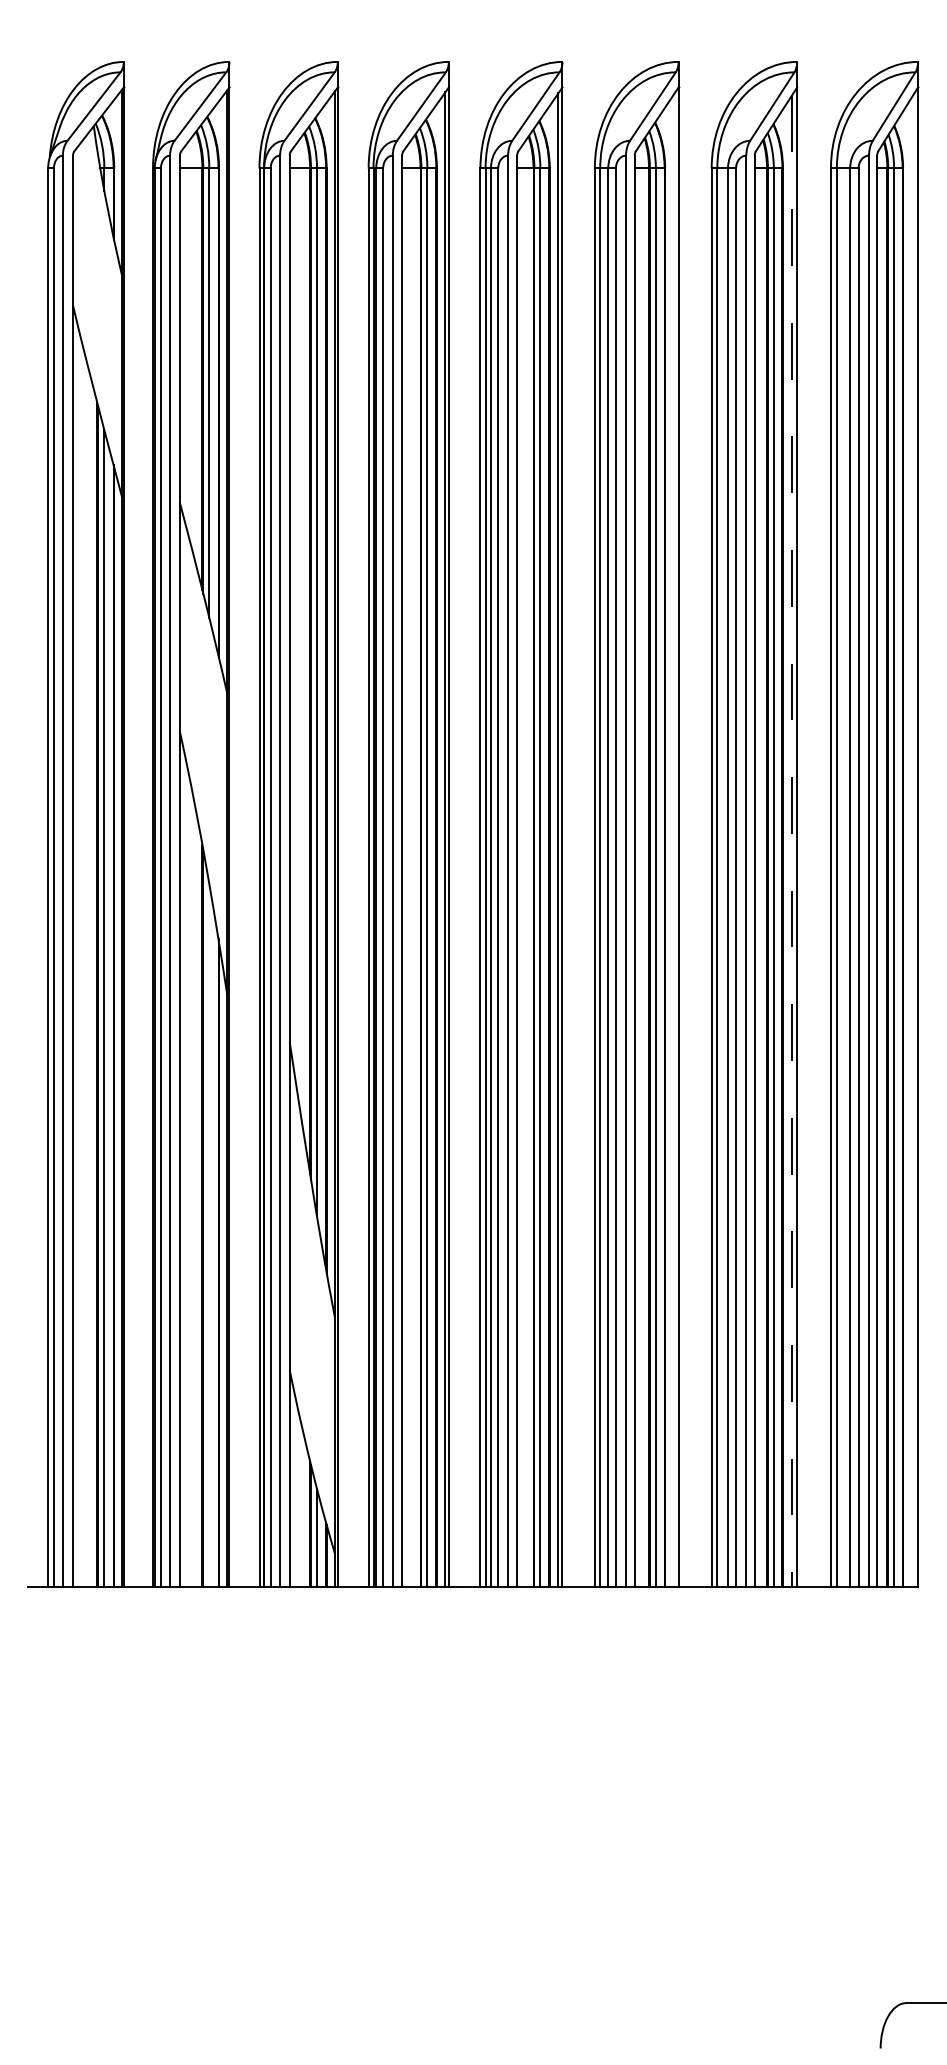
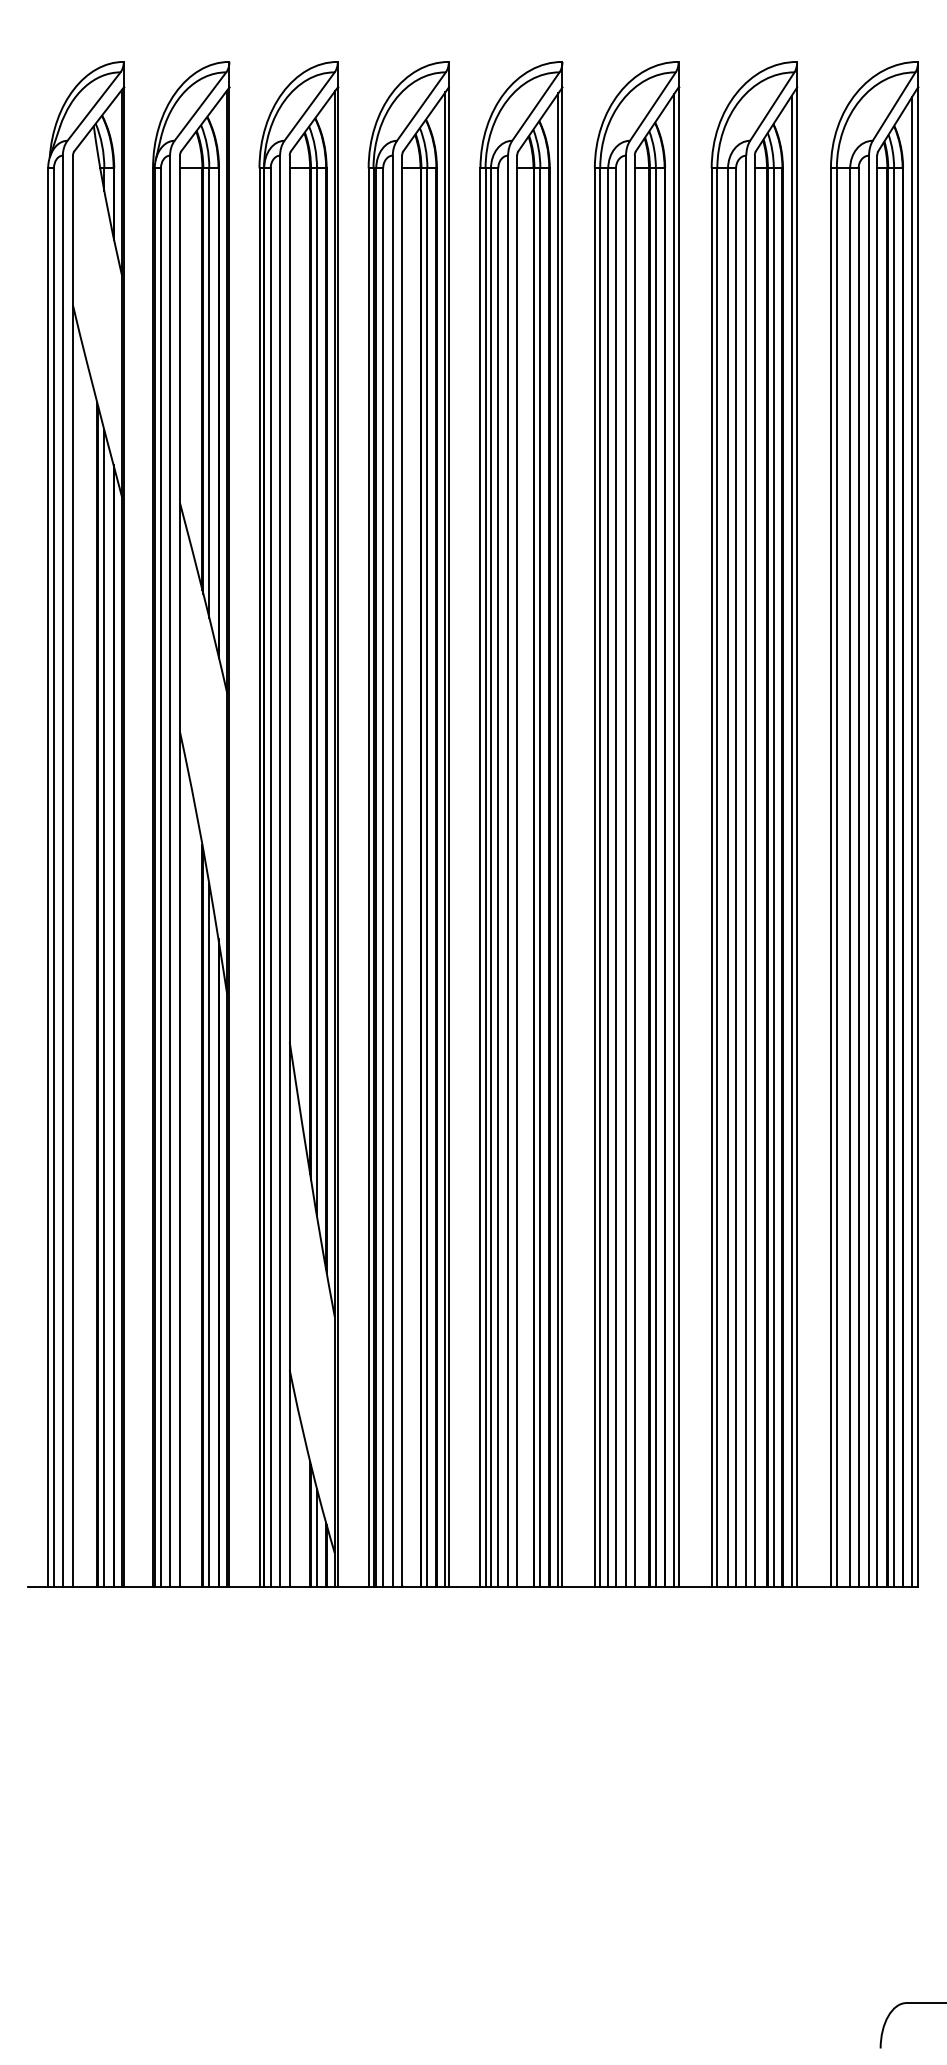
line: none -> present (673, 840)
line: dashed -> solid (791, 841)
line: none -> present (912, 841)
line: none -> present (209, 1235)
